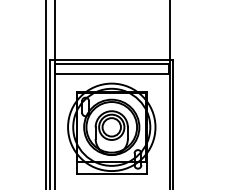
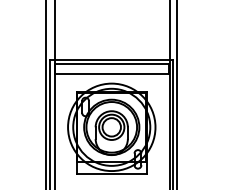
line: none -> present (176, 94)
